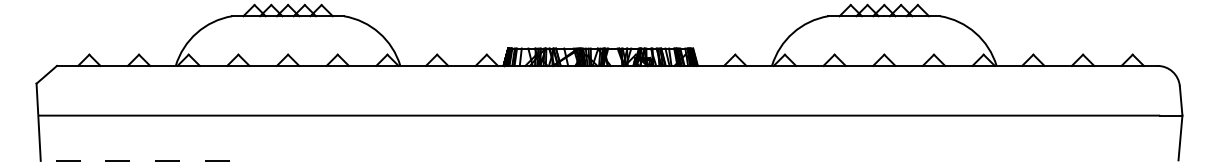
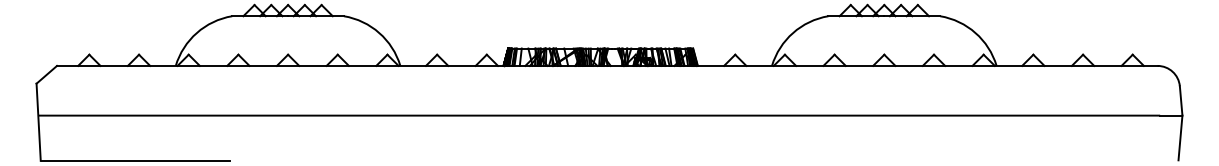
line: dashed -> solid (135, 160)
